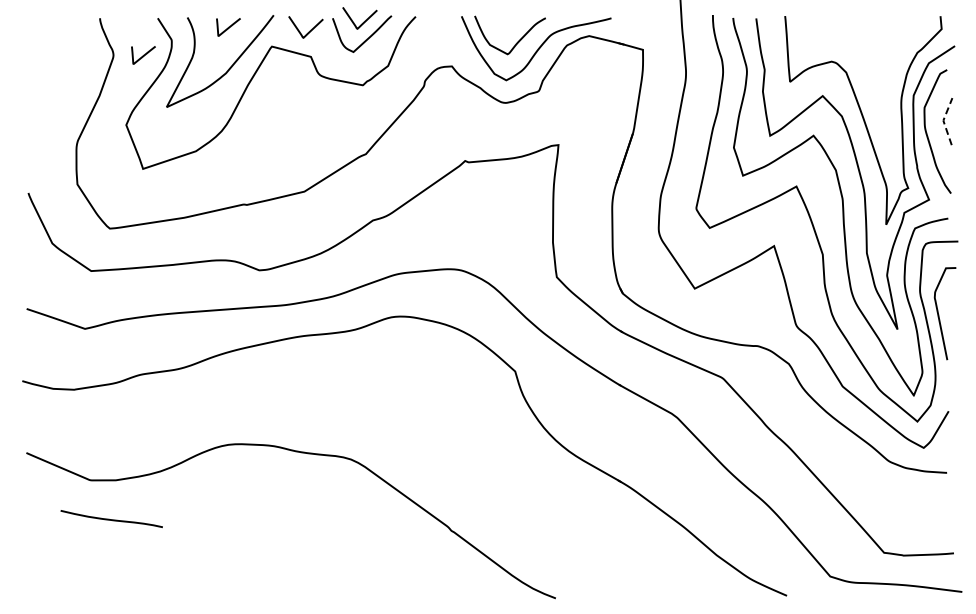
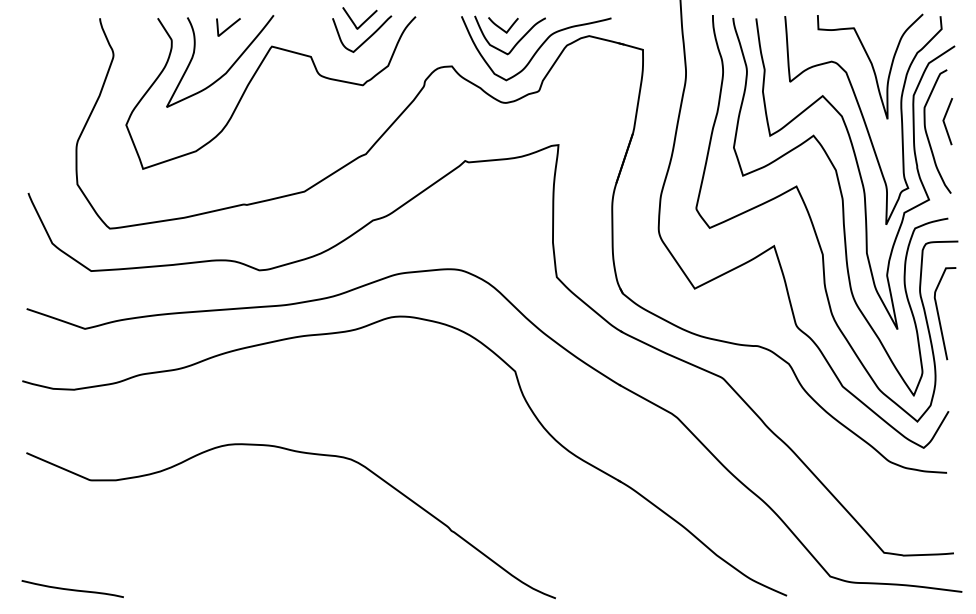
curve: none -> present (501, 27)
curve: present -> none (309, 30)
curve: present -> none (143, 55)
curve: none -> present (871, 66)
line: dashed -> solid (943, 120)
curve position: (111, 519) -> (72, 589) (72, 589)
